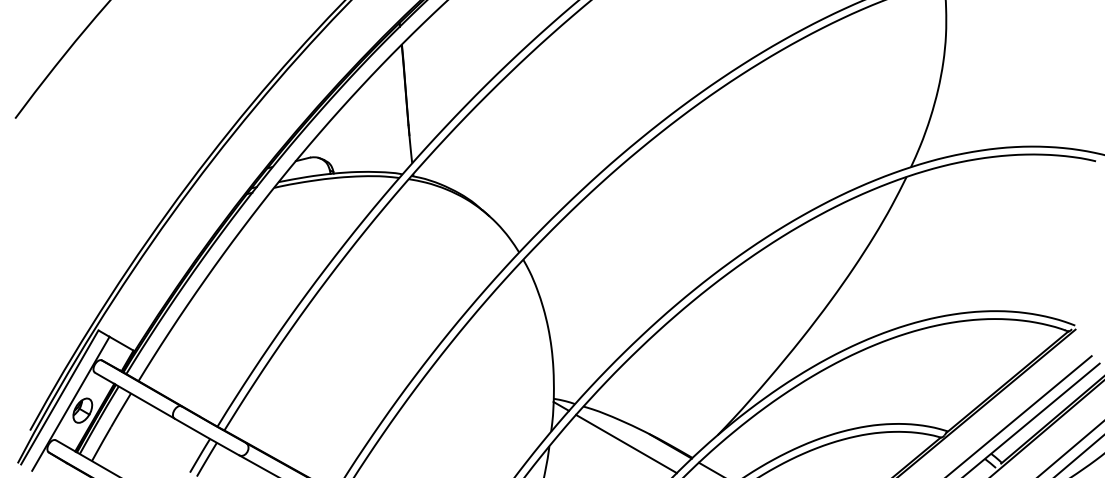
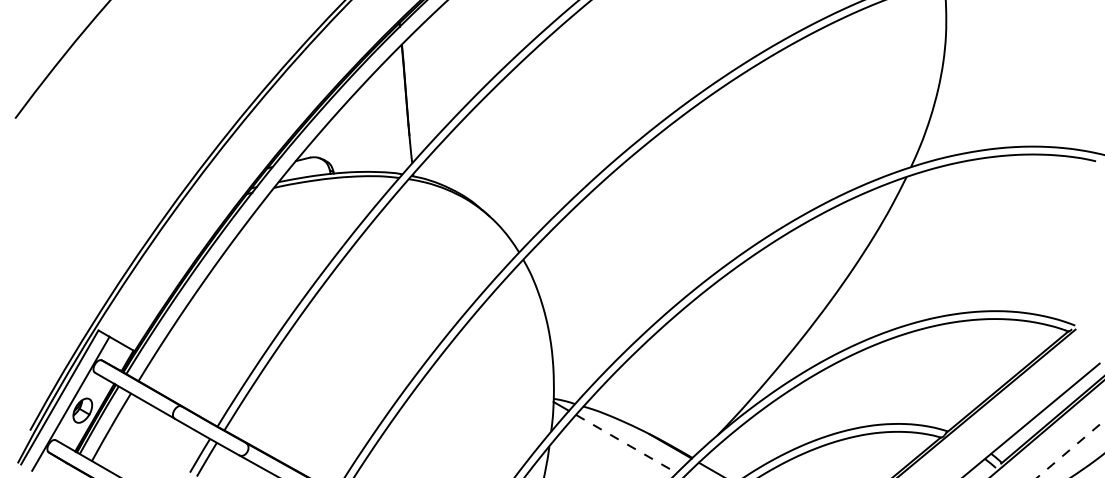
line: present -> none (1020, 415)
line: solid -> dashed (626, 444)
line: solid -> dashed (1071, 448)
line: present -> none (1079, 455)
